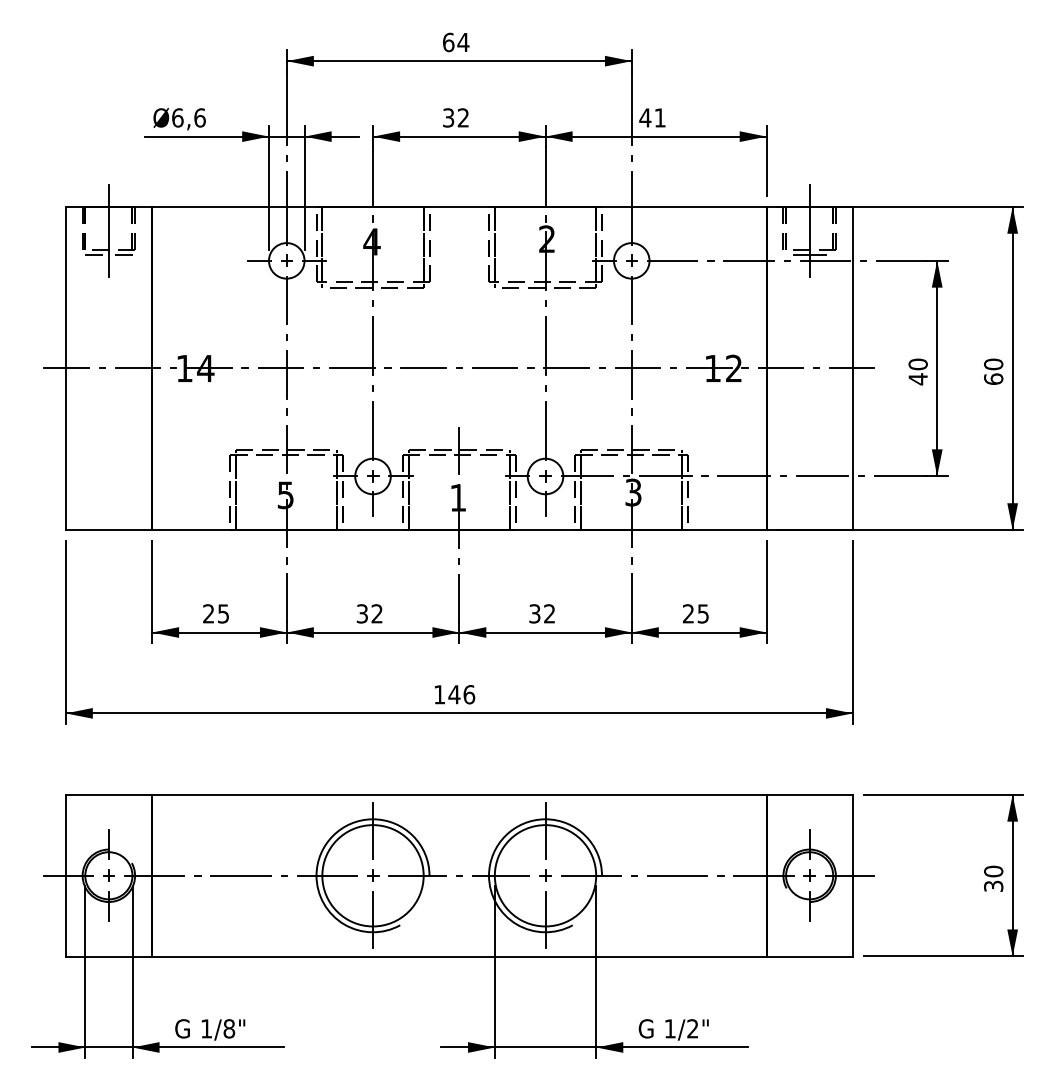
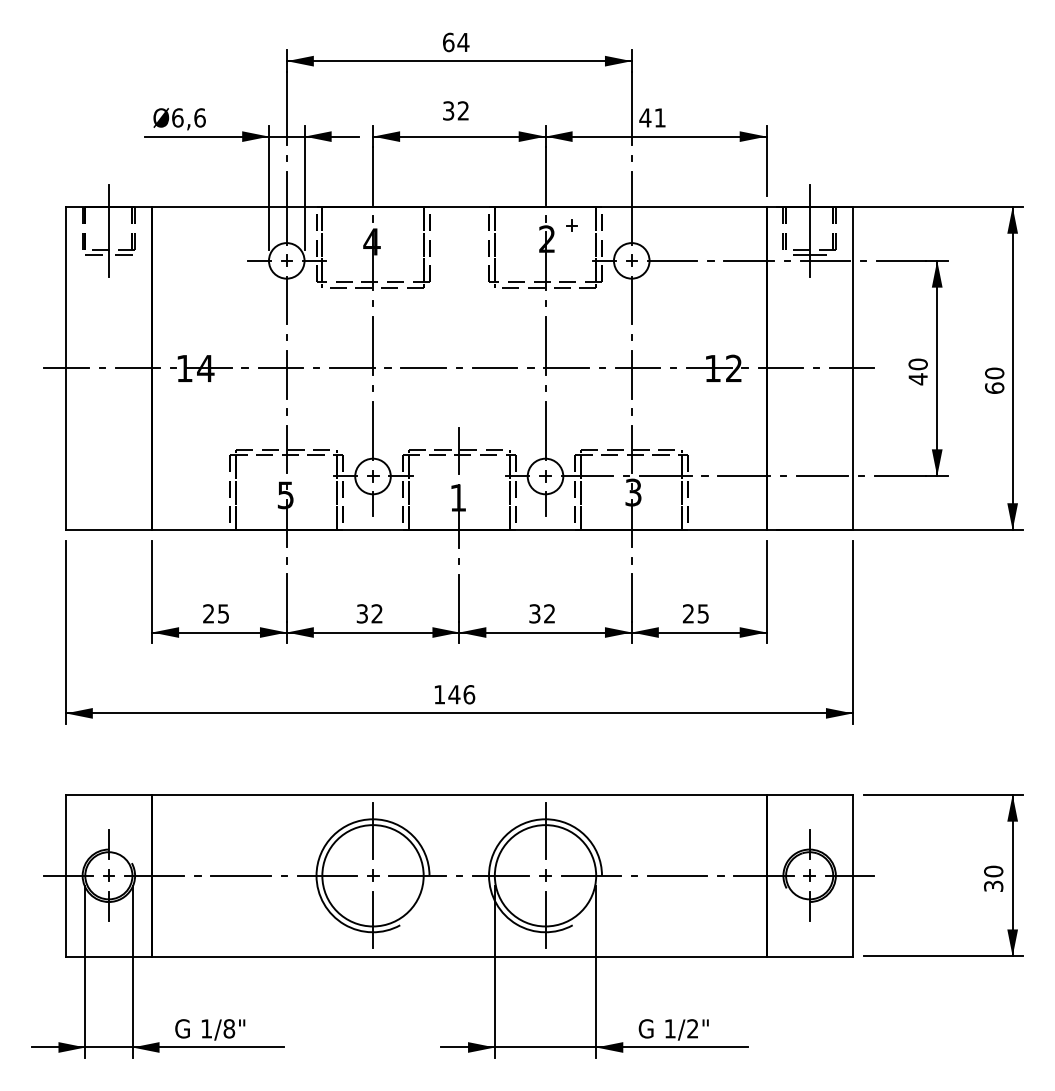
text position: (455, 117) -> (455, 110) (455, 110)
part: none -> present (571, 225)
text position: (993, 371) -> (994, 380) (994, 380)
